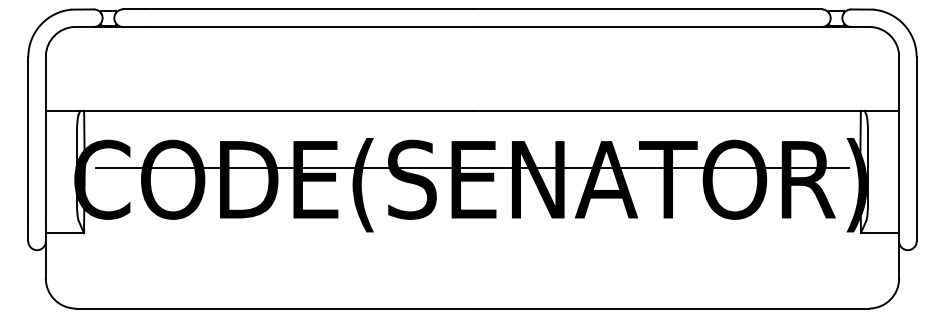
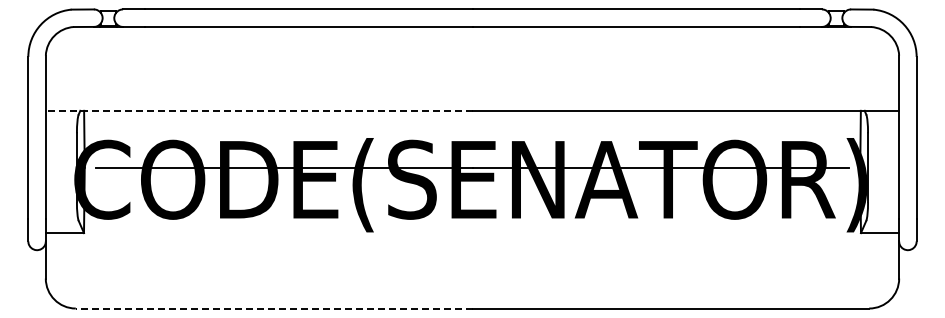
line: solid -> dashed (258, 110)
line: solid -> dashed (273, 308)
